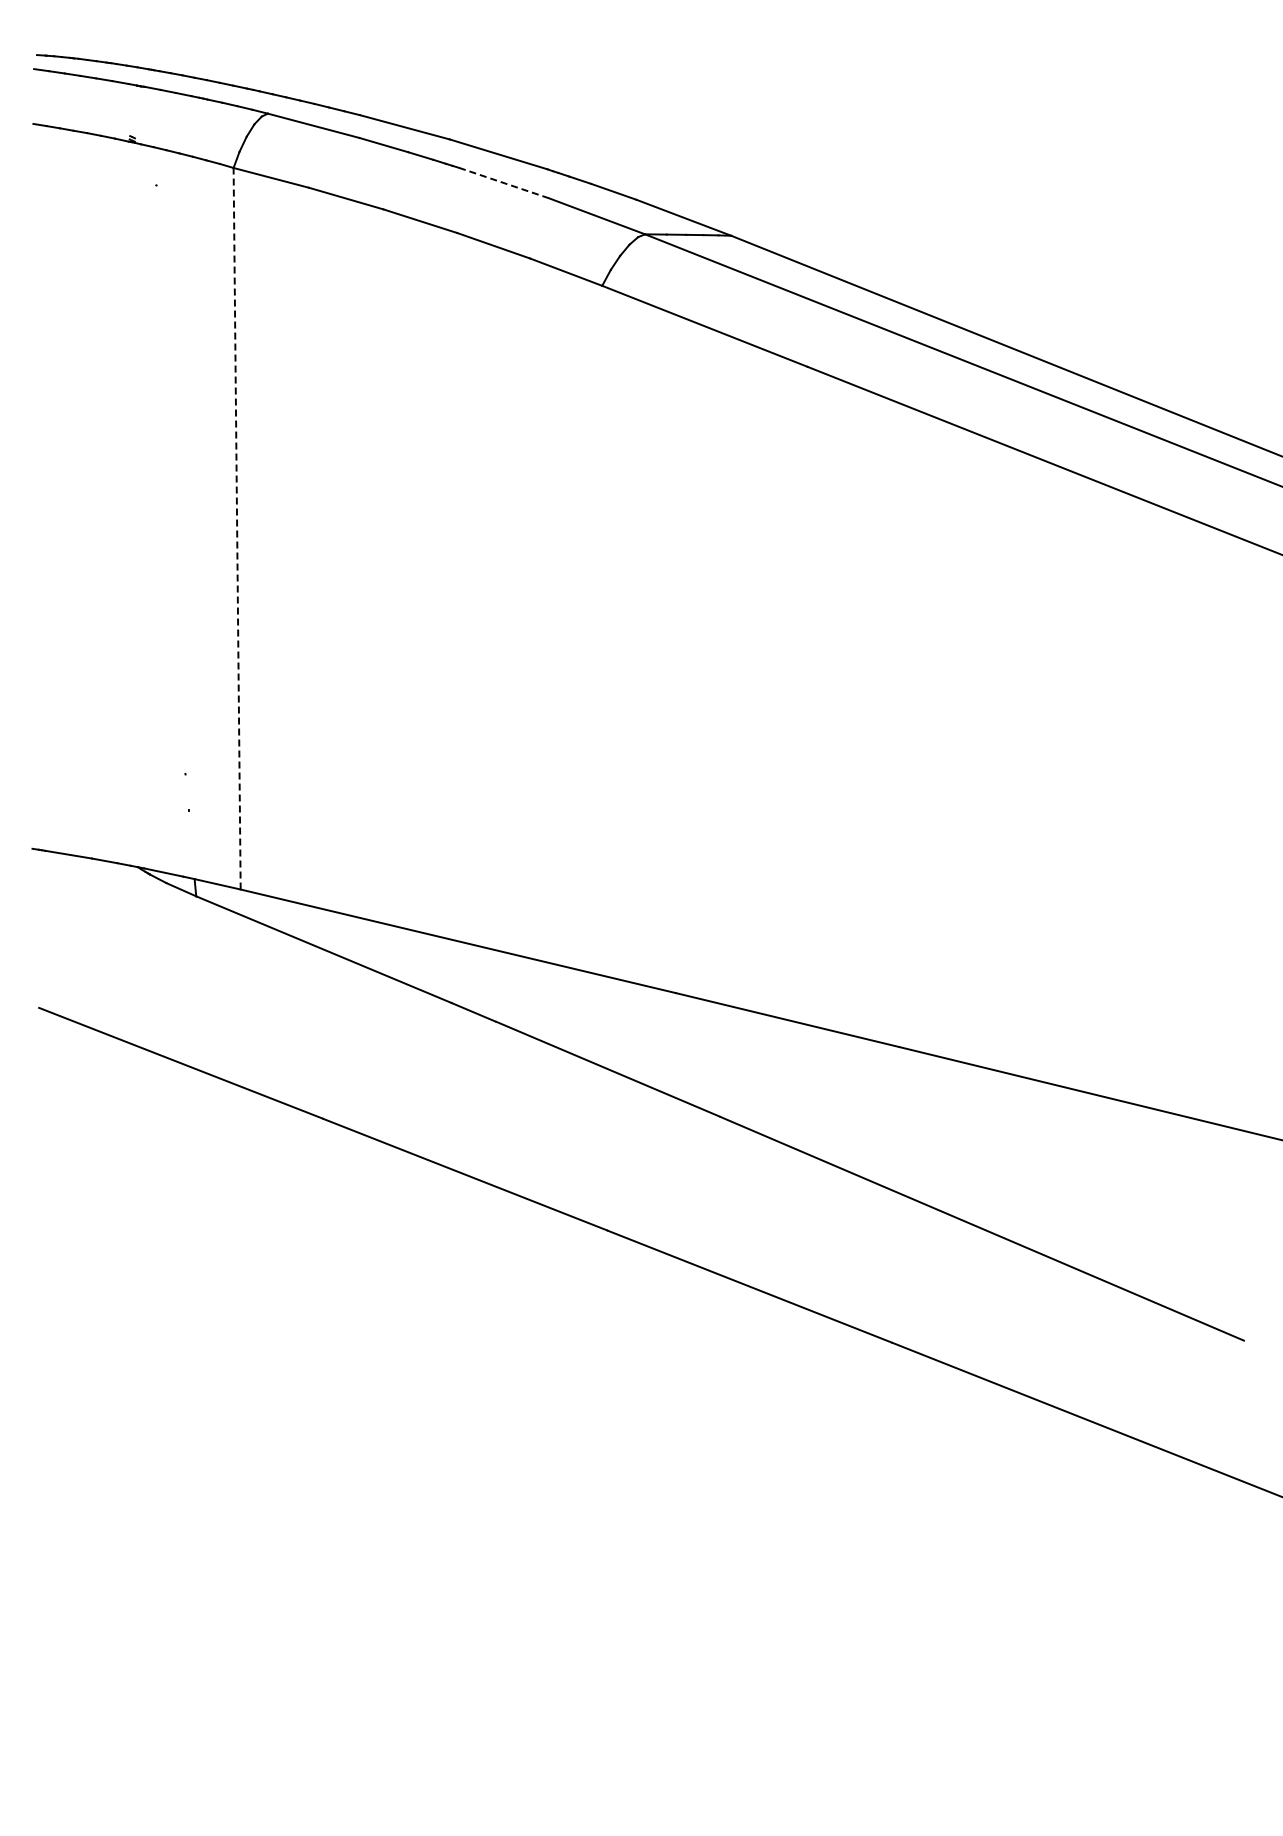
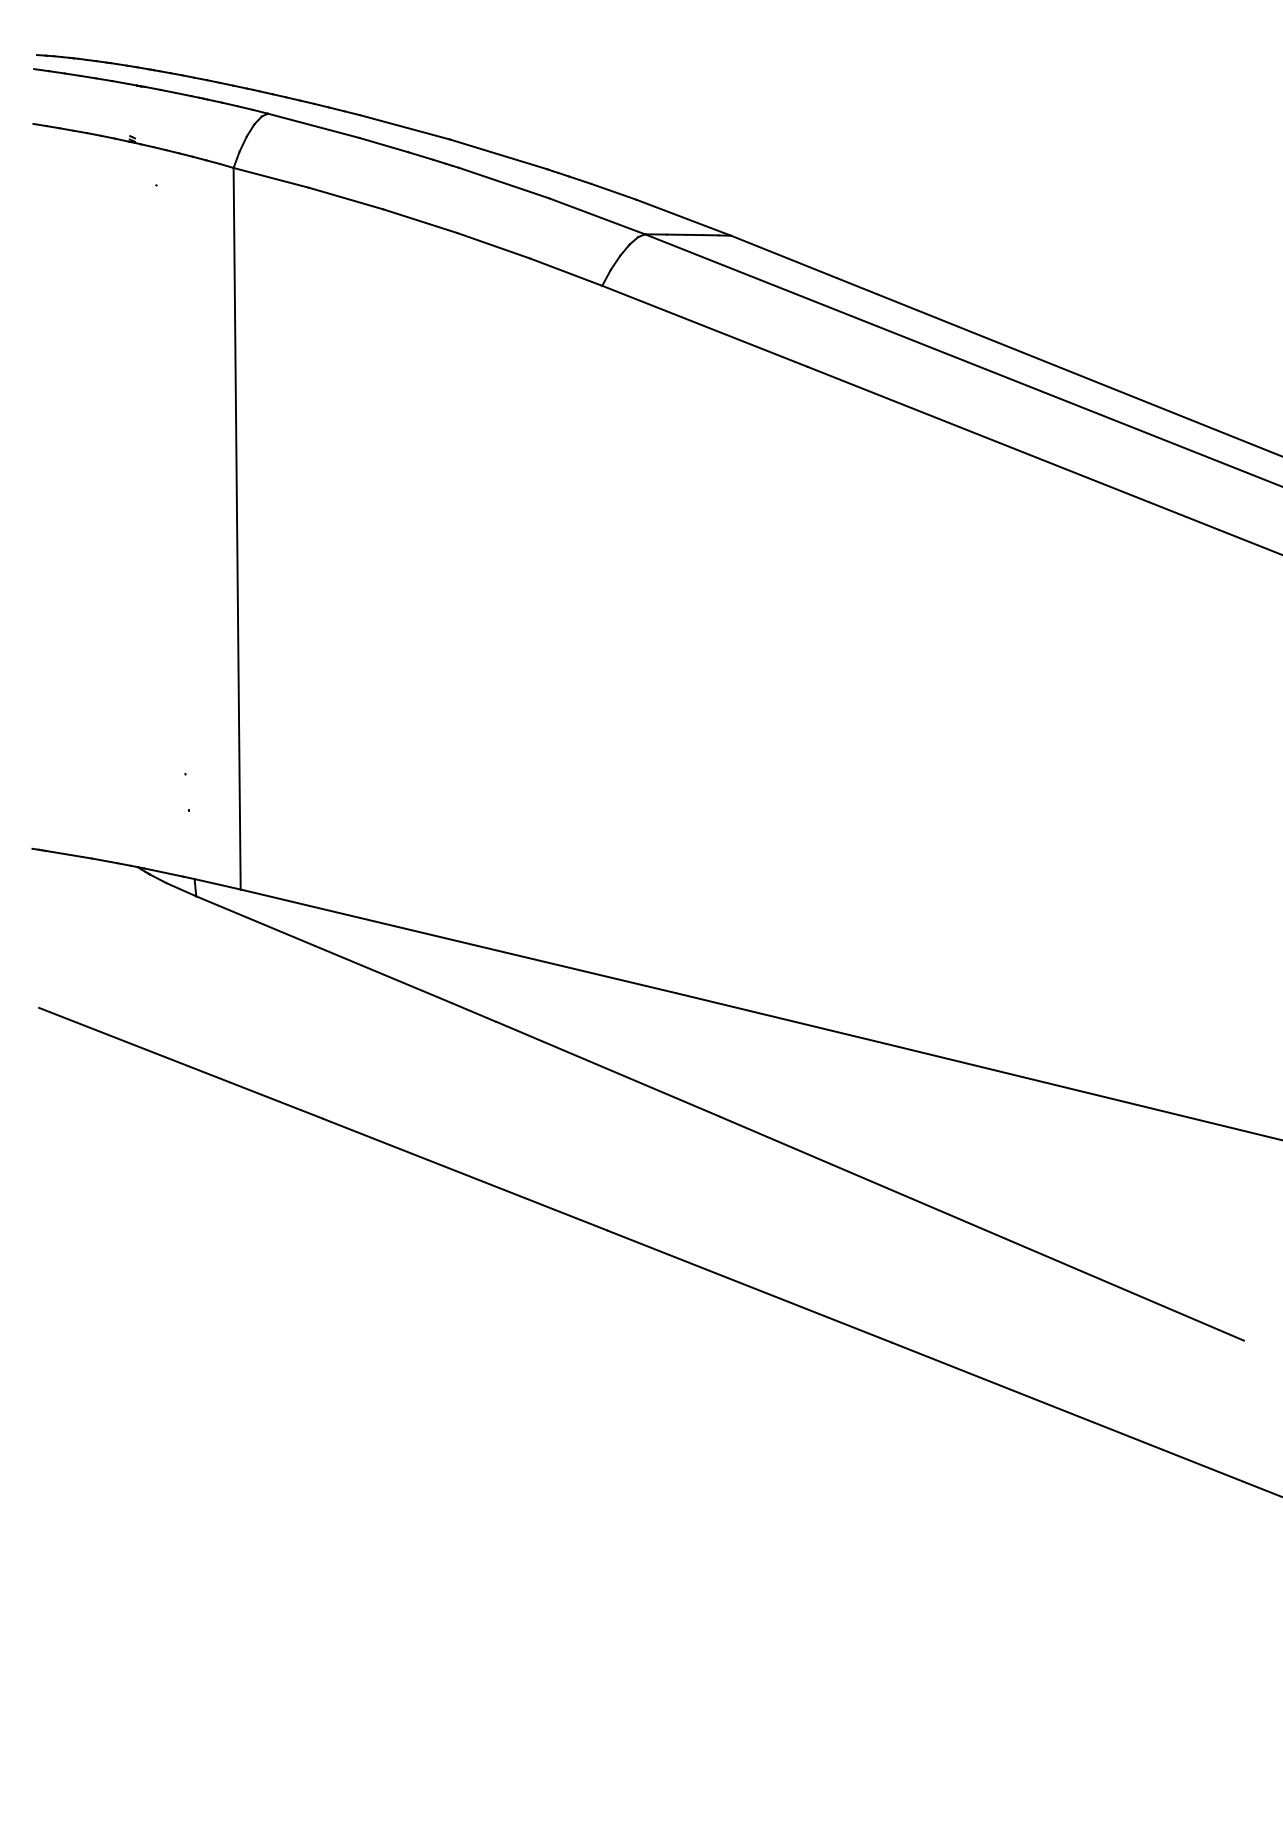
line: dashed -> solid (504, 183)
line: dashed -> solid (237, 528)
